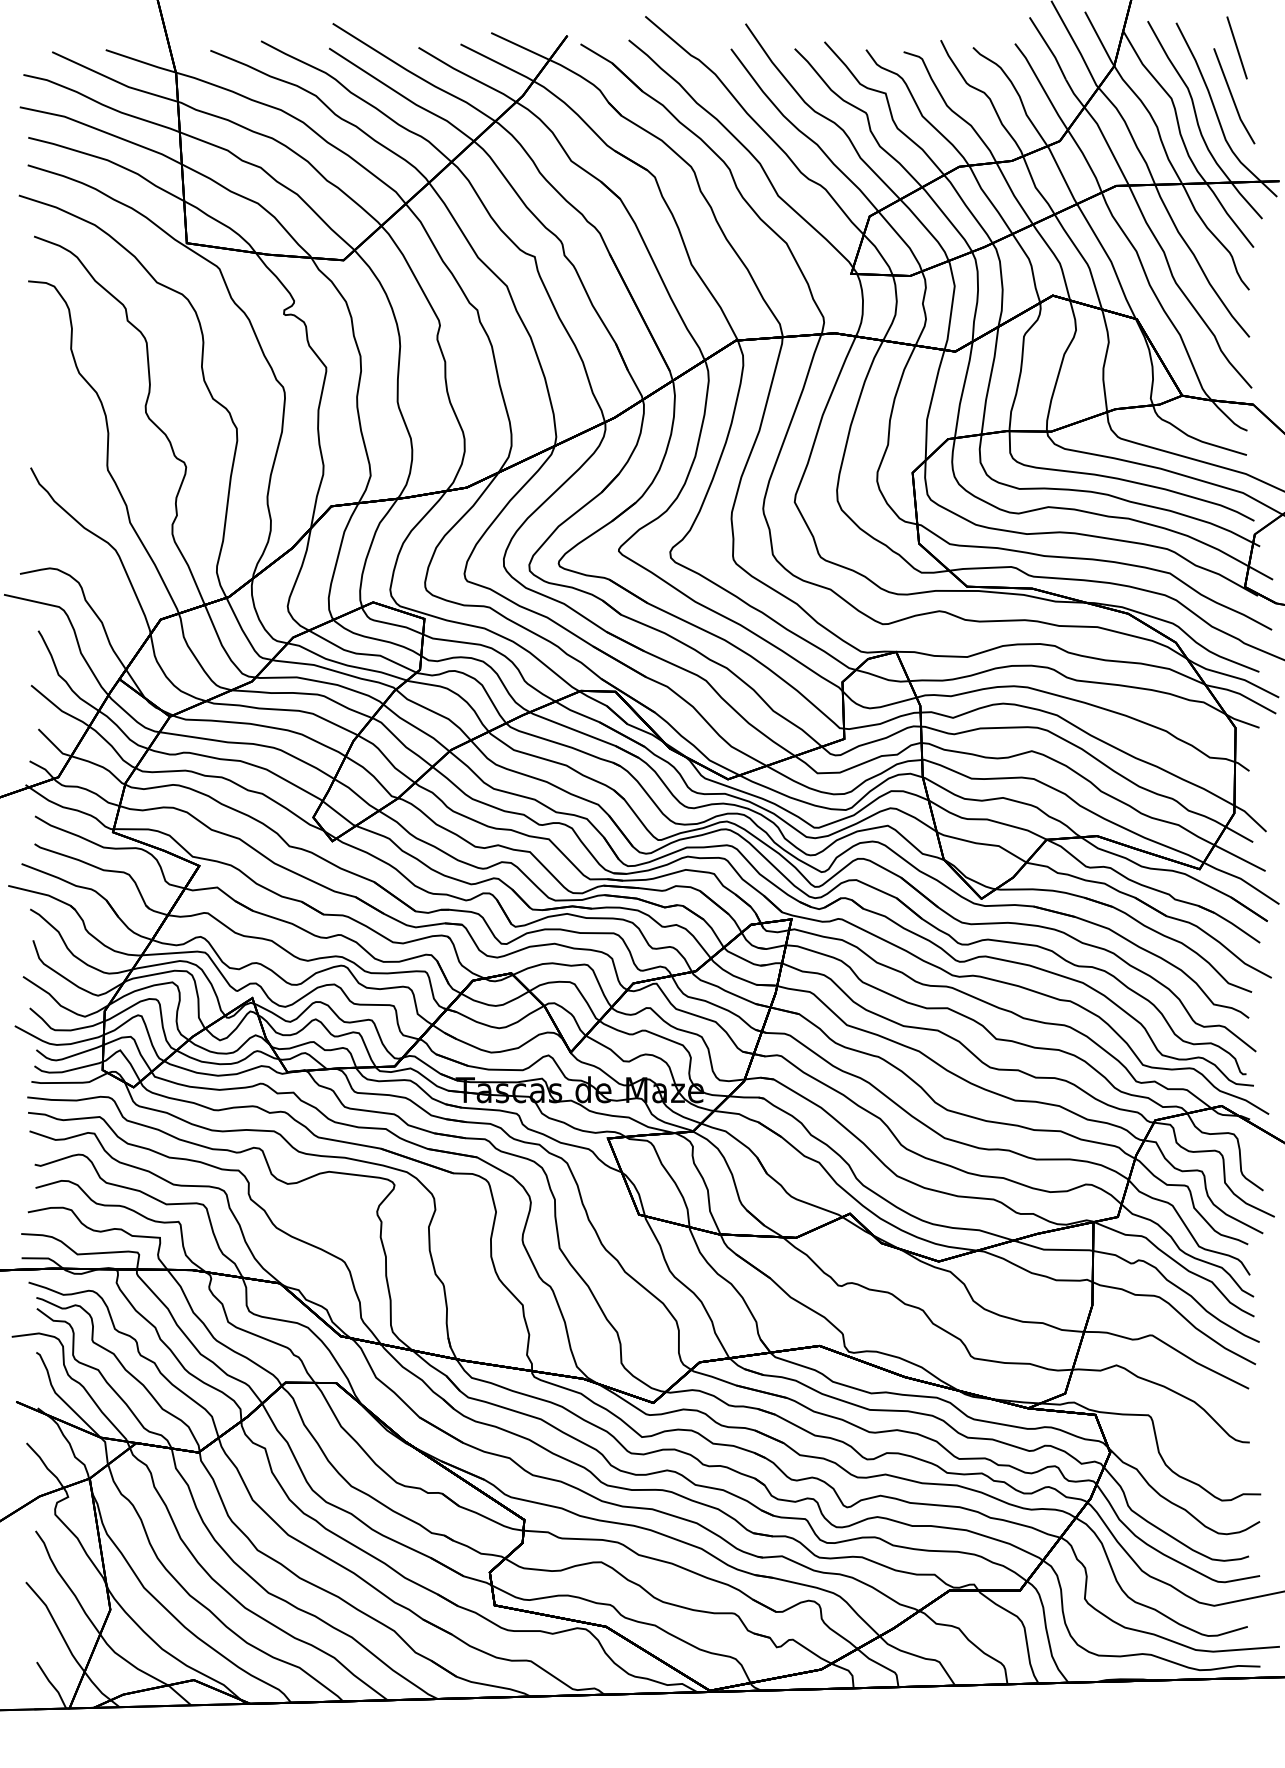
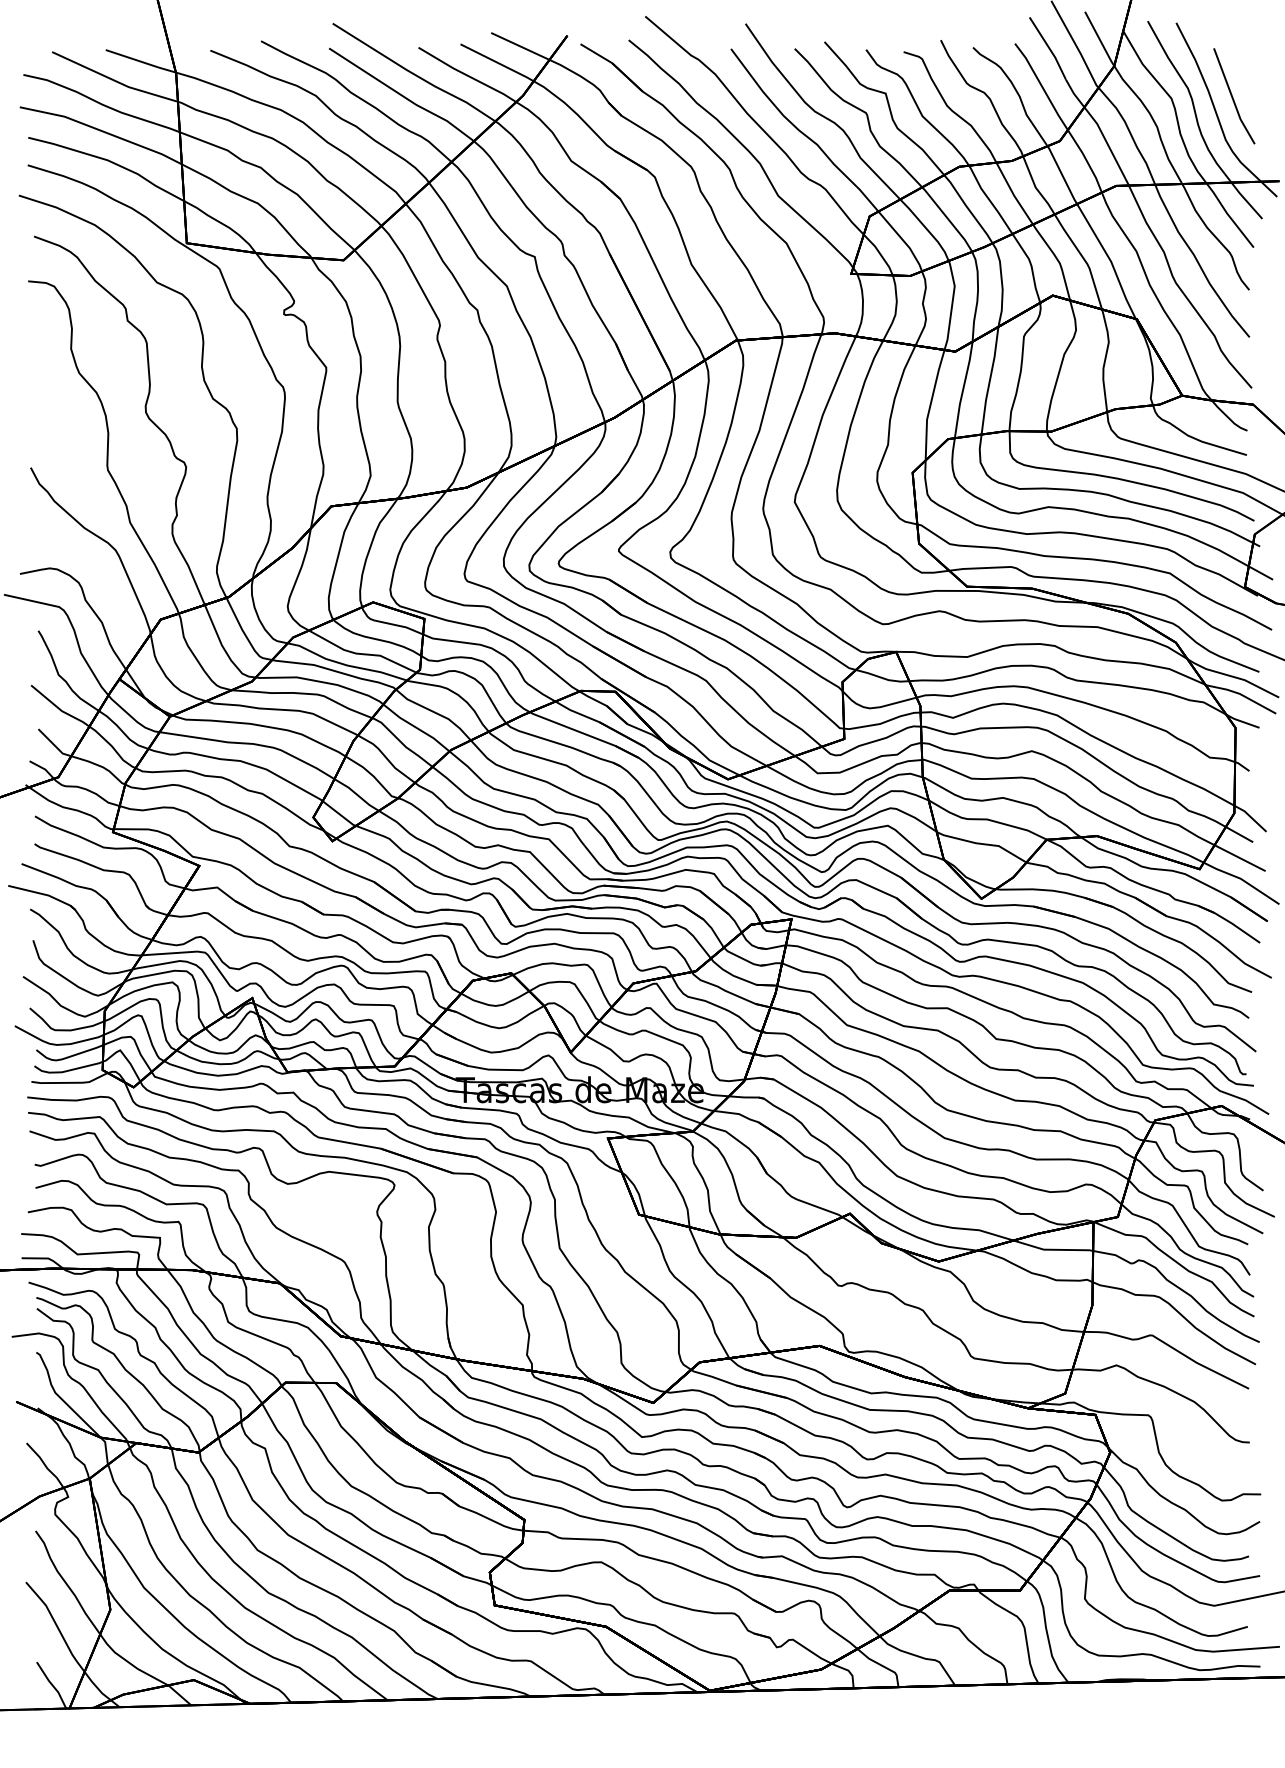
line: present -> none (1236, 47)
